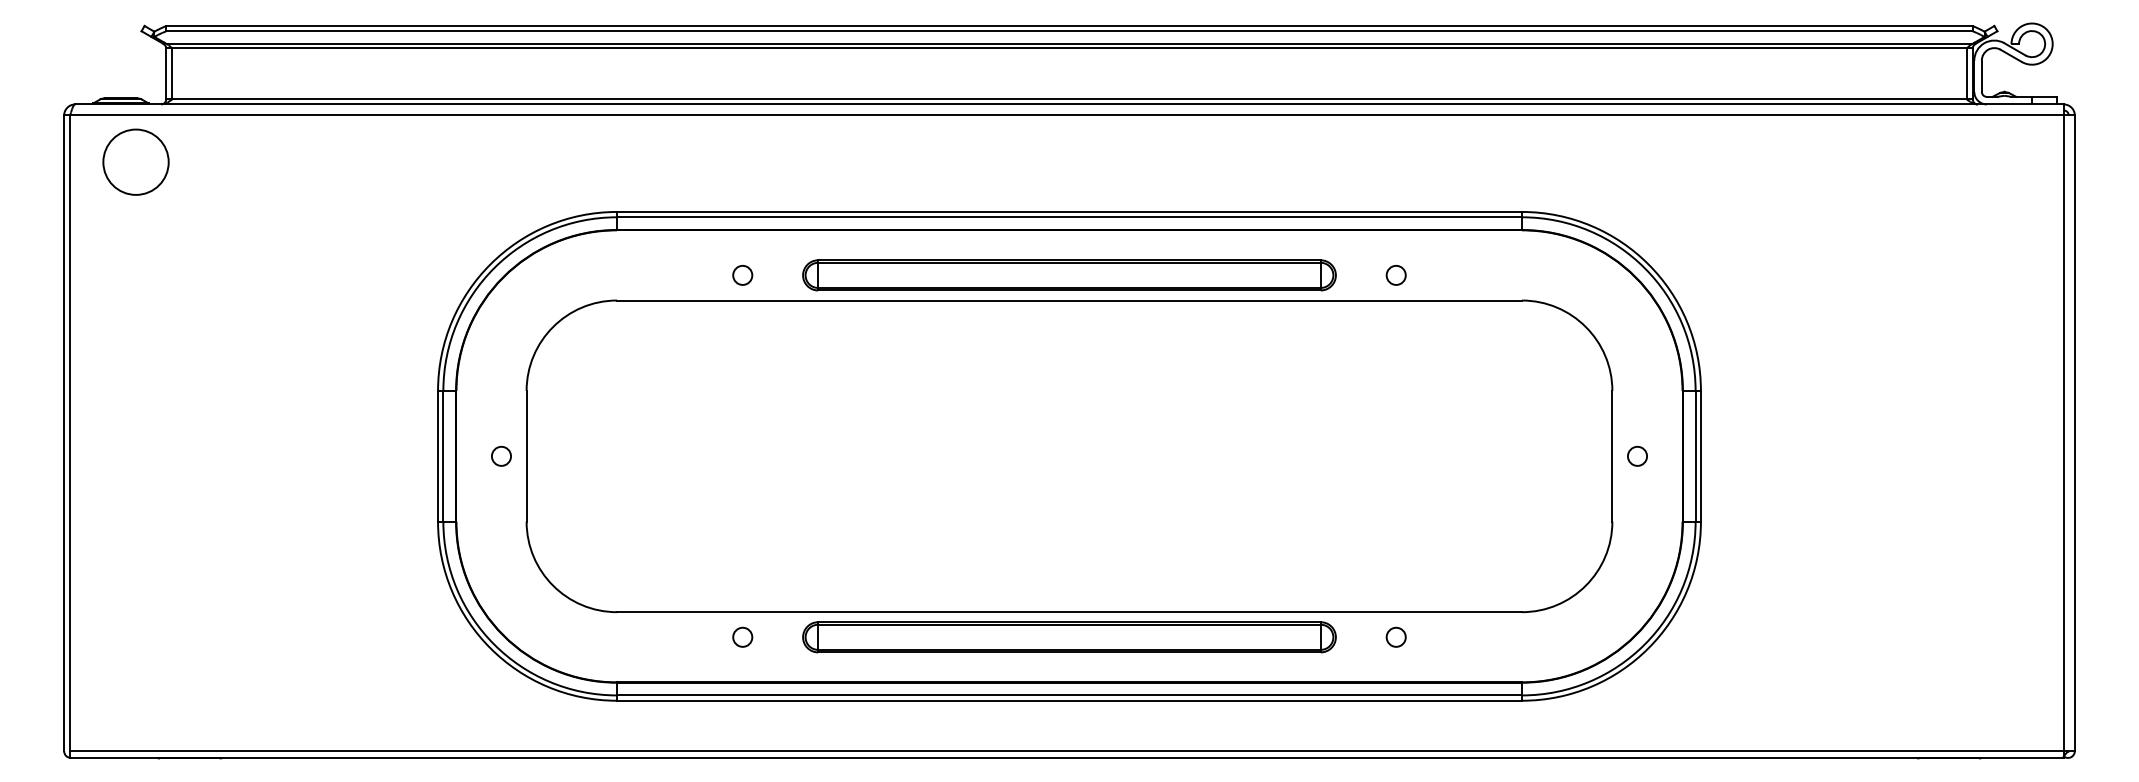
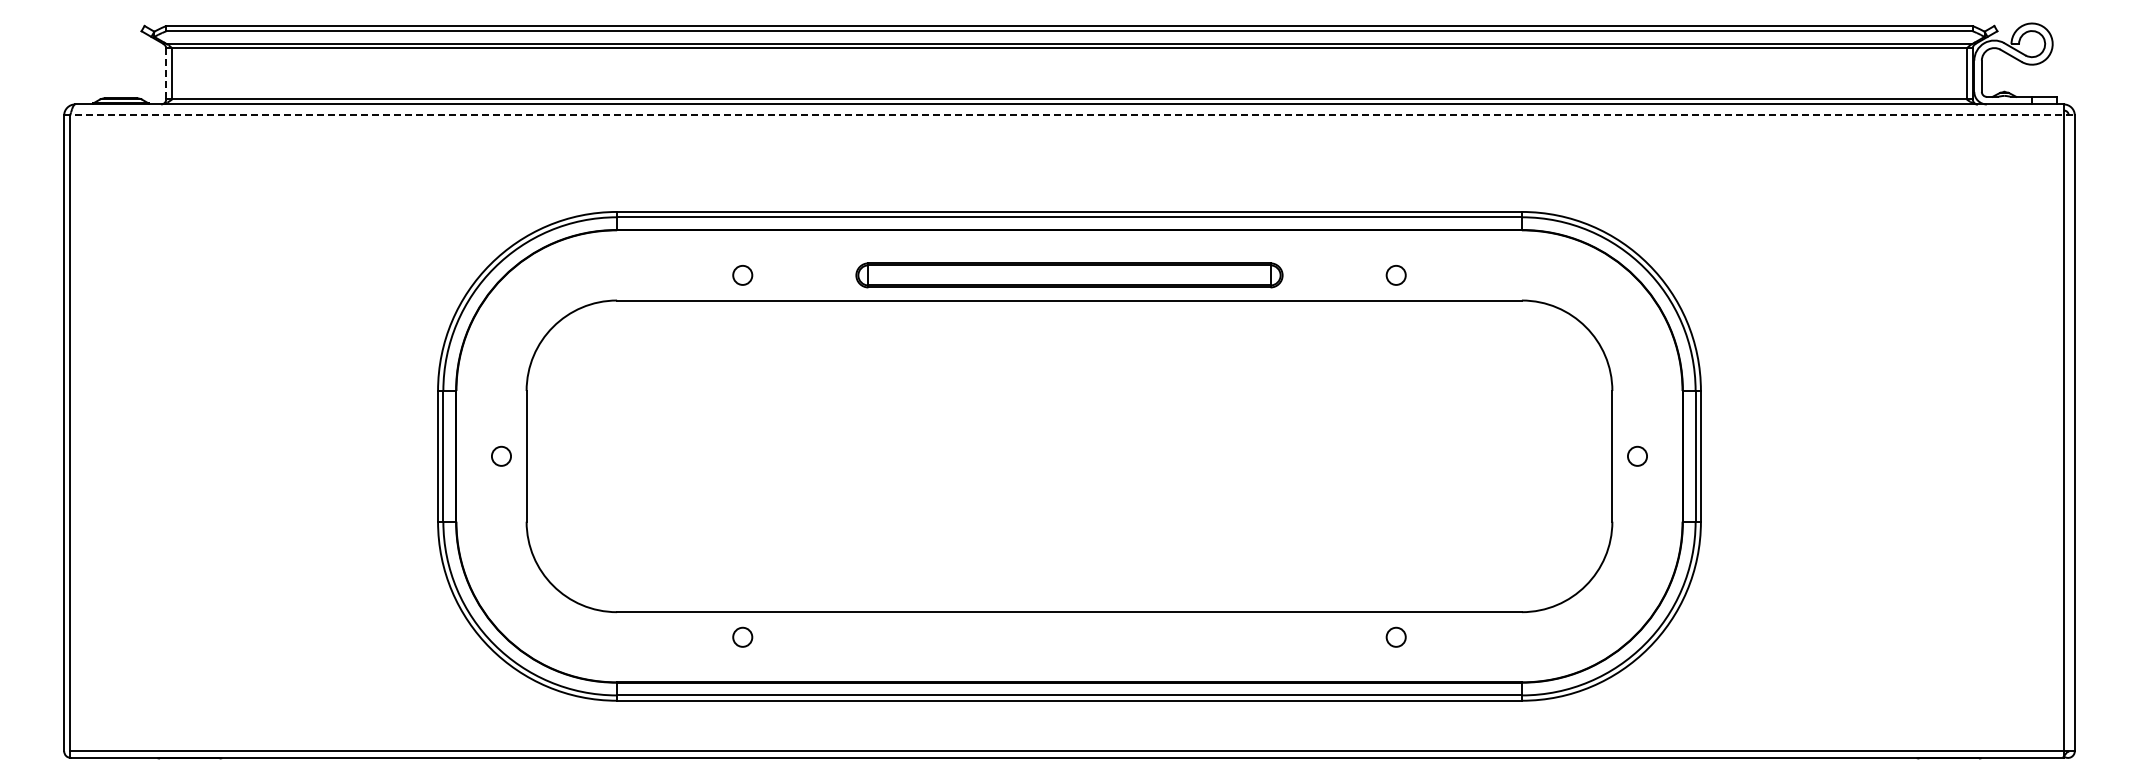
line: solid -> dashed (166, 73)
line: solid -> dashed (1070, 115)
circle: present -> none (135, 161)
part size: 535x33 px -> 429x27 px (1069, 275)
part: present -> none (1069, 637)
